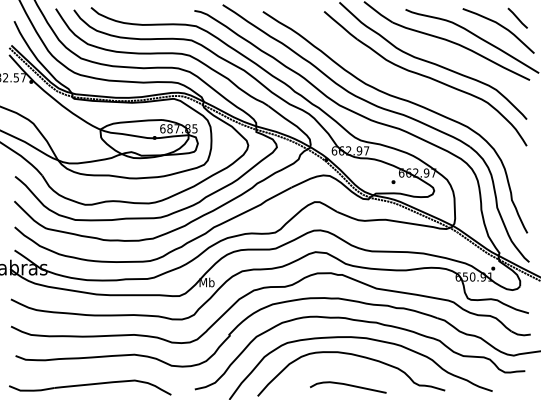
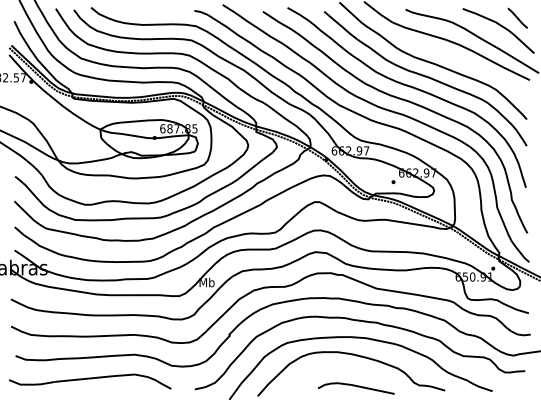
curve: none -> present (409, 87)
curve position: (349, 386) -> (357, 387) (357, 387)
part position: (90, 387) -> (90, 381) (90, 381)
